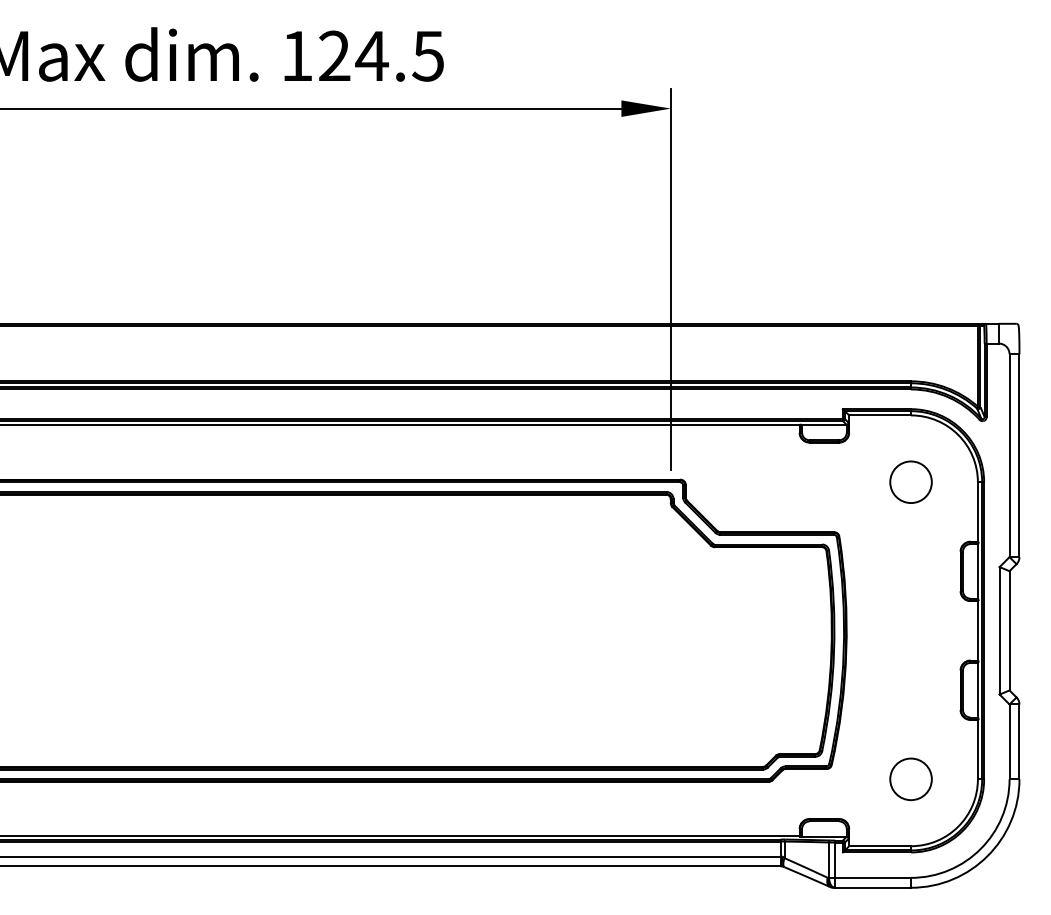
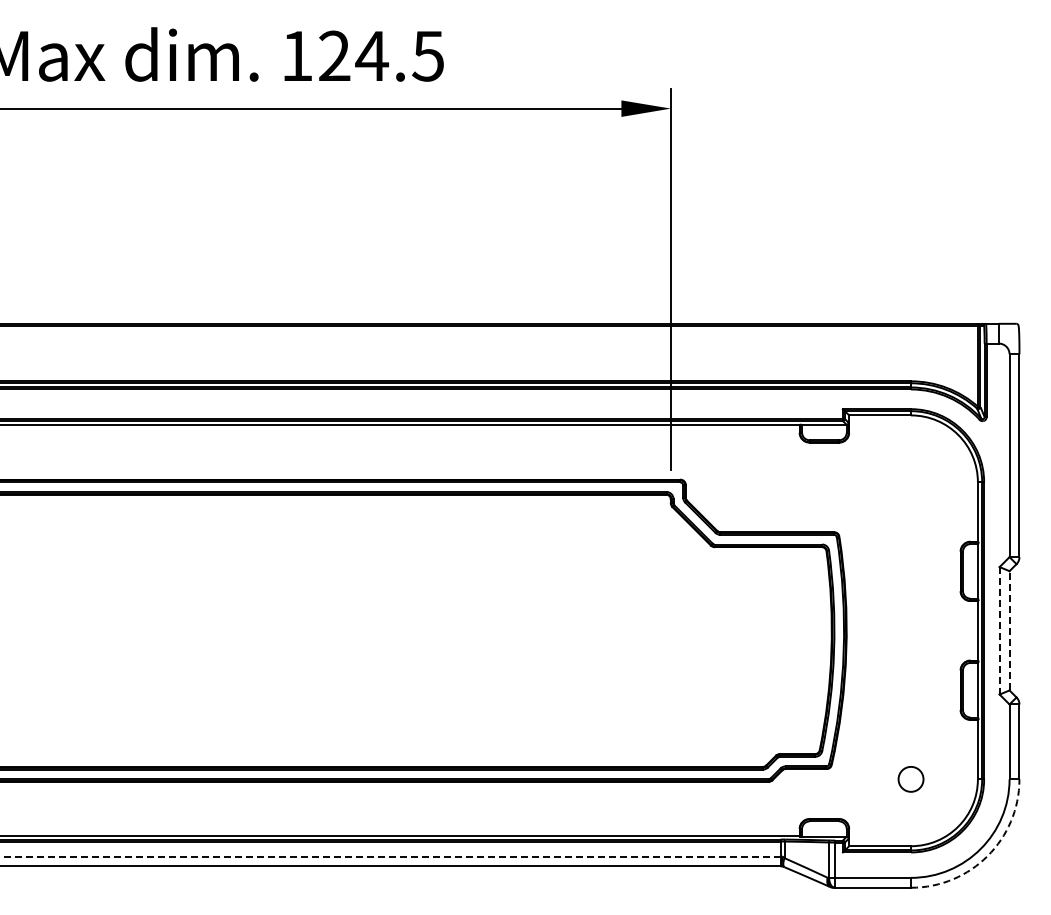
circle: present -> none (910, 481)
line: solid -> dashed (999, 630)
line: solid -> dashed (1009, 630)
circle diameter: 42 px -> 25 px (910, 778)
line: solid -> dashed (390, 856)
arc: solid -> dashed (987, 856)
